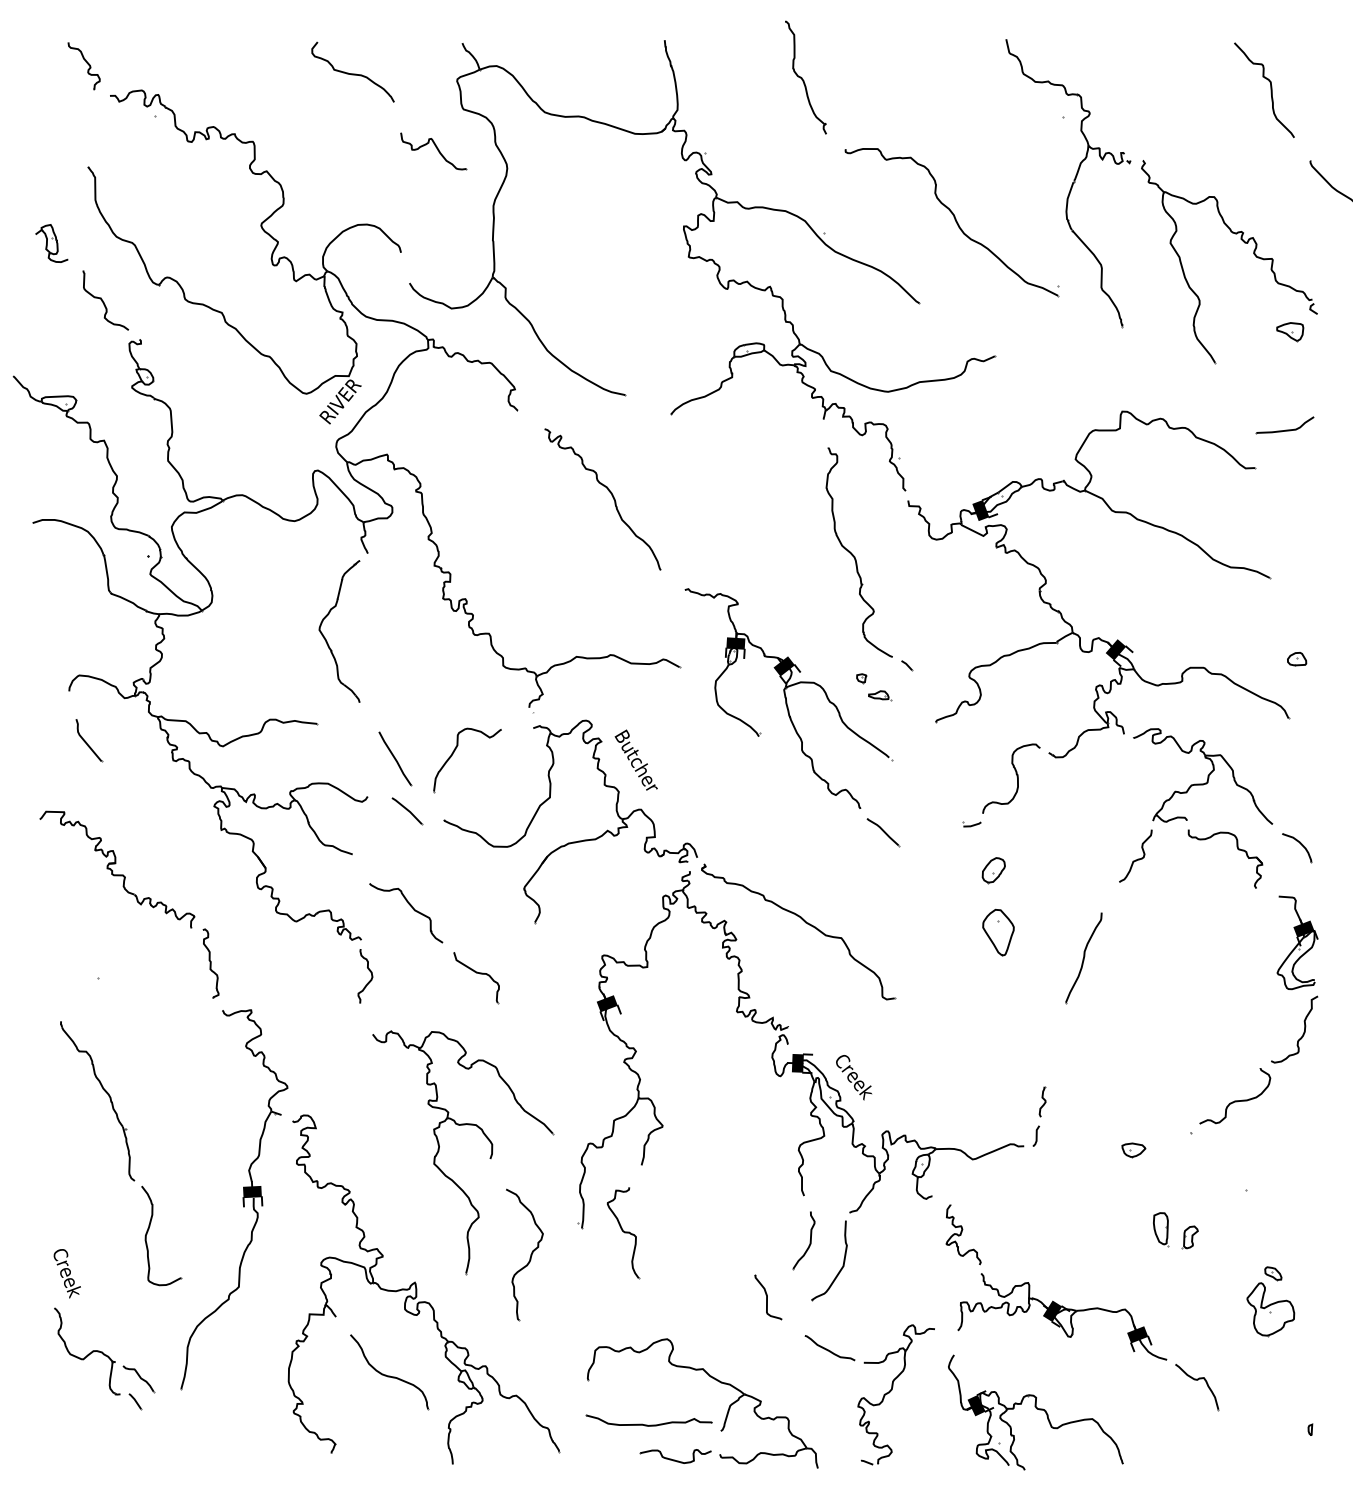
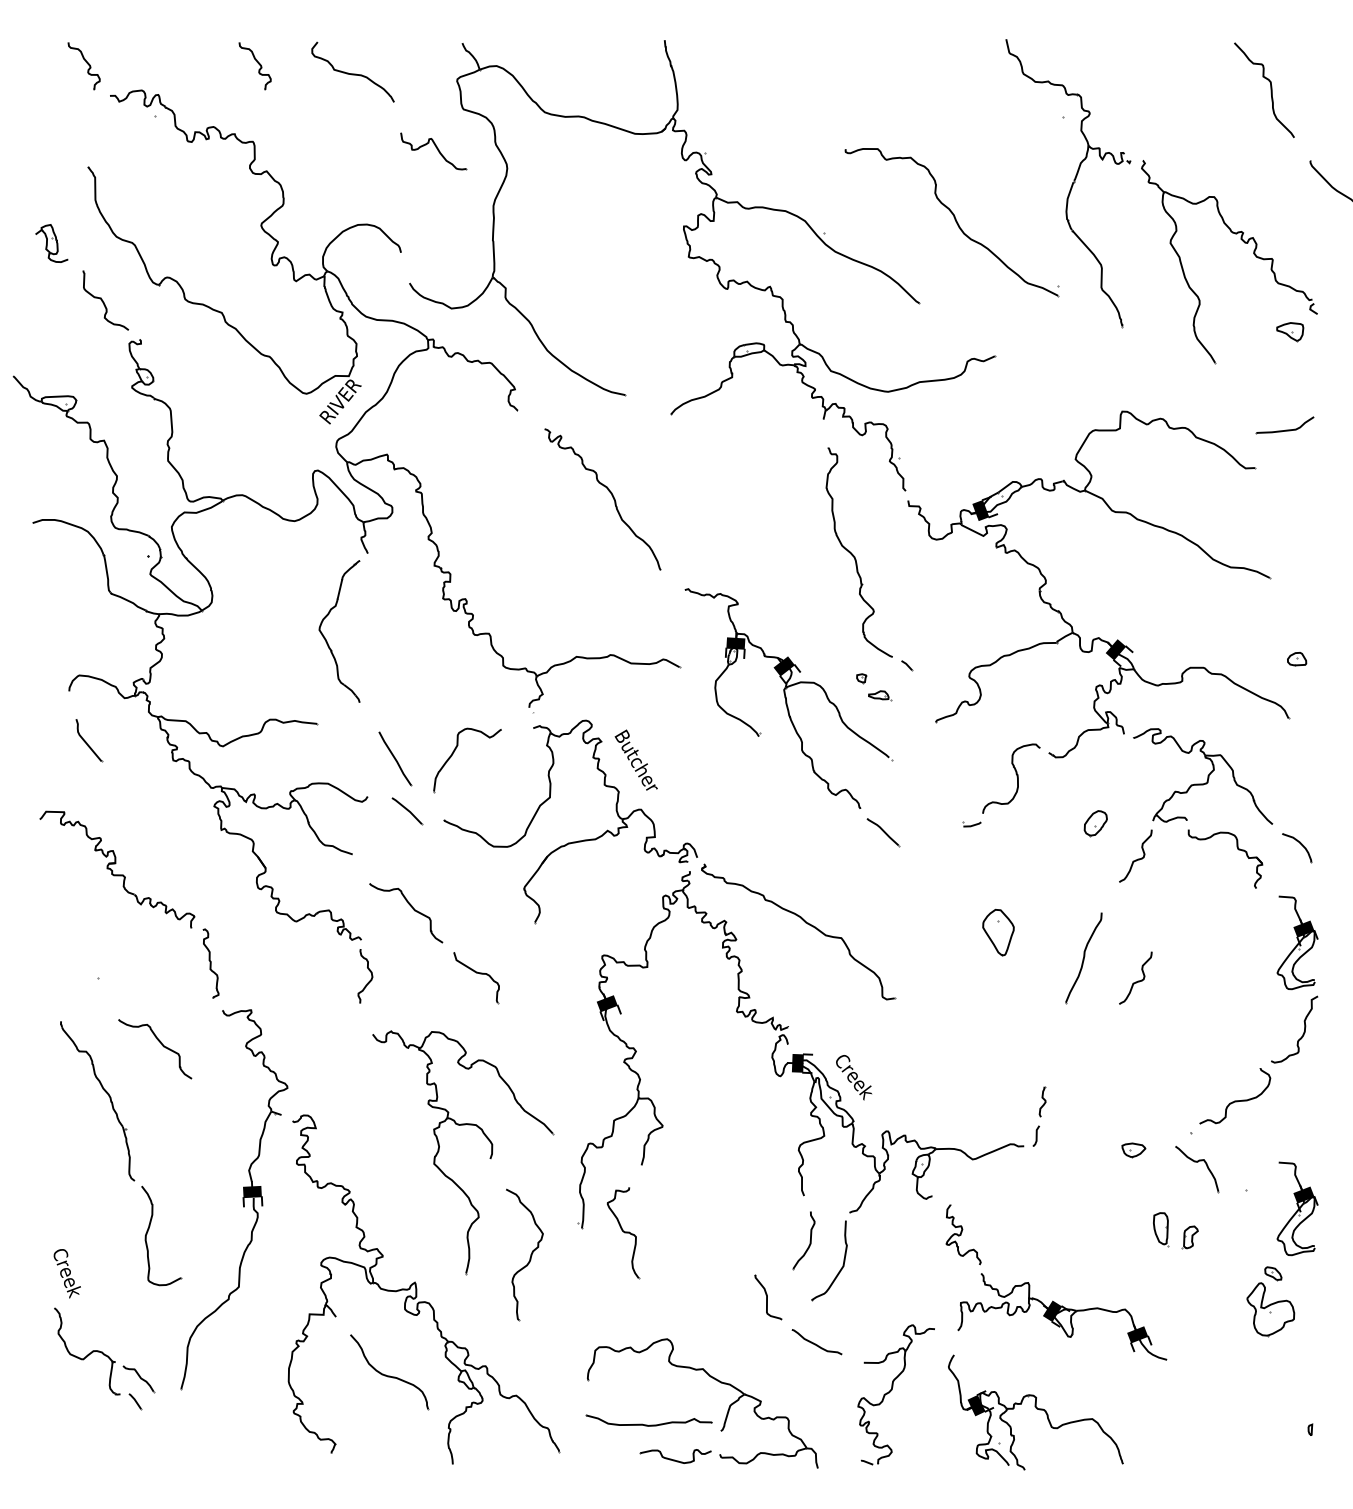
curve: none -> present (257, 63)
part: present -> none (805, 77)
part position: (993, 870) -> (1095, 823) (1095, 823)
curve: none -> present (1135, 981)
curve: none -> present (162, 1046)
part: none -> present (1297, 1208)
curve position: (828, 1349) -> (815, 1343) (815, 1343)
part position: (1197, 1380) -> (1197, 1162) (1197, 1162)
